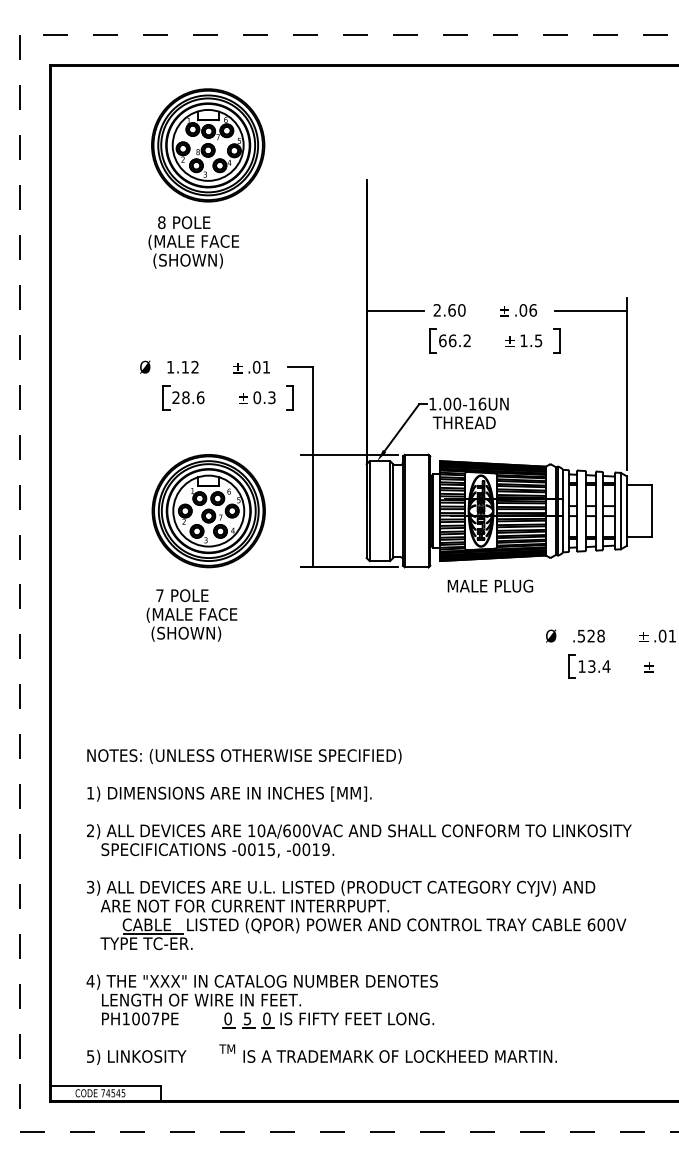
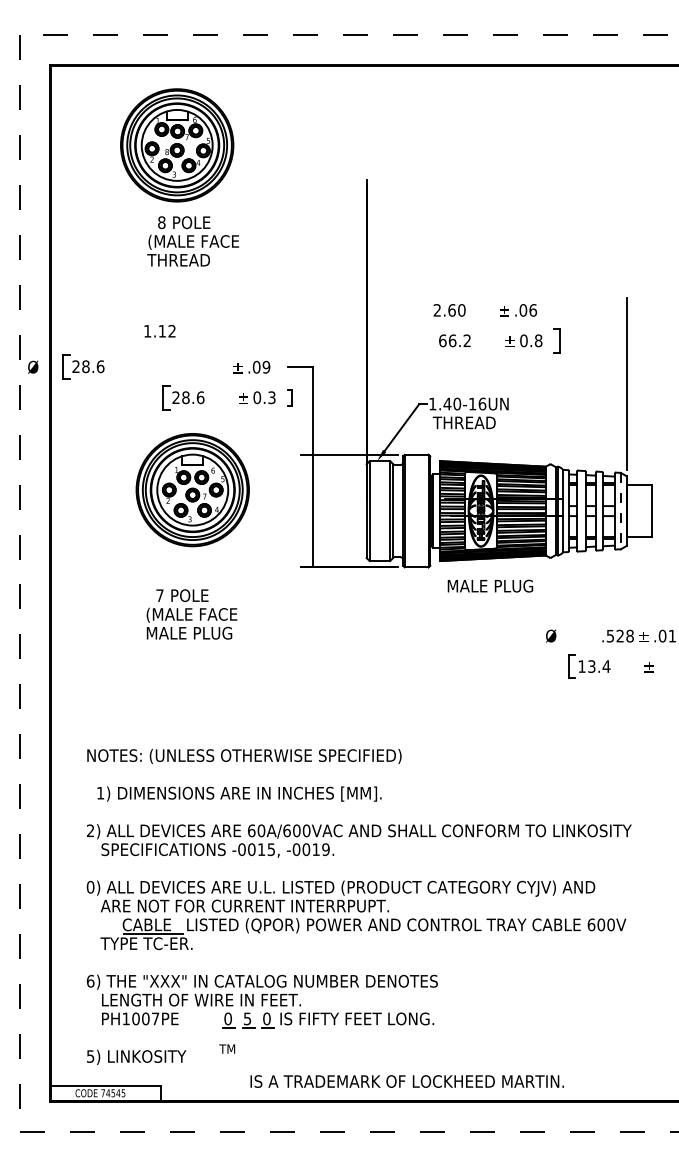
part position: (208, 145) -> (177, 145) (177, 145)
text: (SHOWN) -> THREAD (184, 260)
line: present -> none (394, 310)
line: present -> none (590, 310)
part: present -> none (432, 340)
text: 1.5 -> 0.8 (531, 340)
part: none -> present (83, 366)
text position: (145, 366) -> (33, 366) (33, 366)
text position: (182, 366) -> (159, 330) (159, 330)
text: .01 -> .09 (266, 366)
part size: 8x26 px -> 6x18 px (289, 397)
text: 1.00-16UN -> 1.40-16UN (447, 403)
part position: (208, 511) -> (192, 490) (192, 490)
line: solid -> dashed (620, 511)
text: (SHOWN) -> MALE PLUG (189, 633)
text position: (588, 635) -> (617, 635) (617, 635)
text position: (229, 793) -> (239, 793) (239, 793)
text: 10A/600VAC -> 60A/600VAC (251, 830)
text: 3) -> 0) (90, 886)
text: 4) -> 6) (90, 980)
text position: (399, 1056) -> (406, 1081) (406, 1081)
